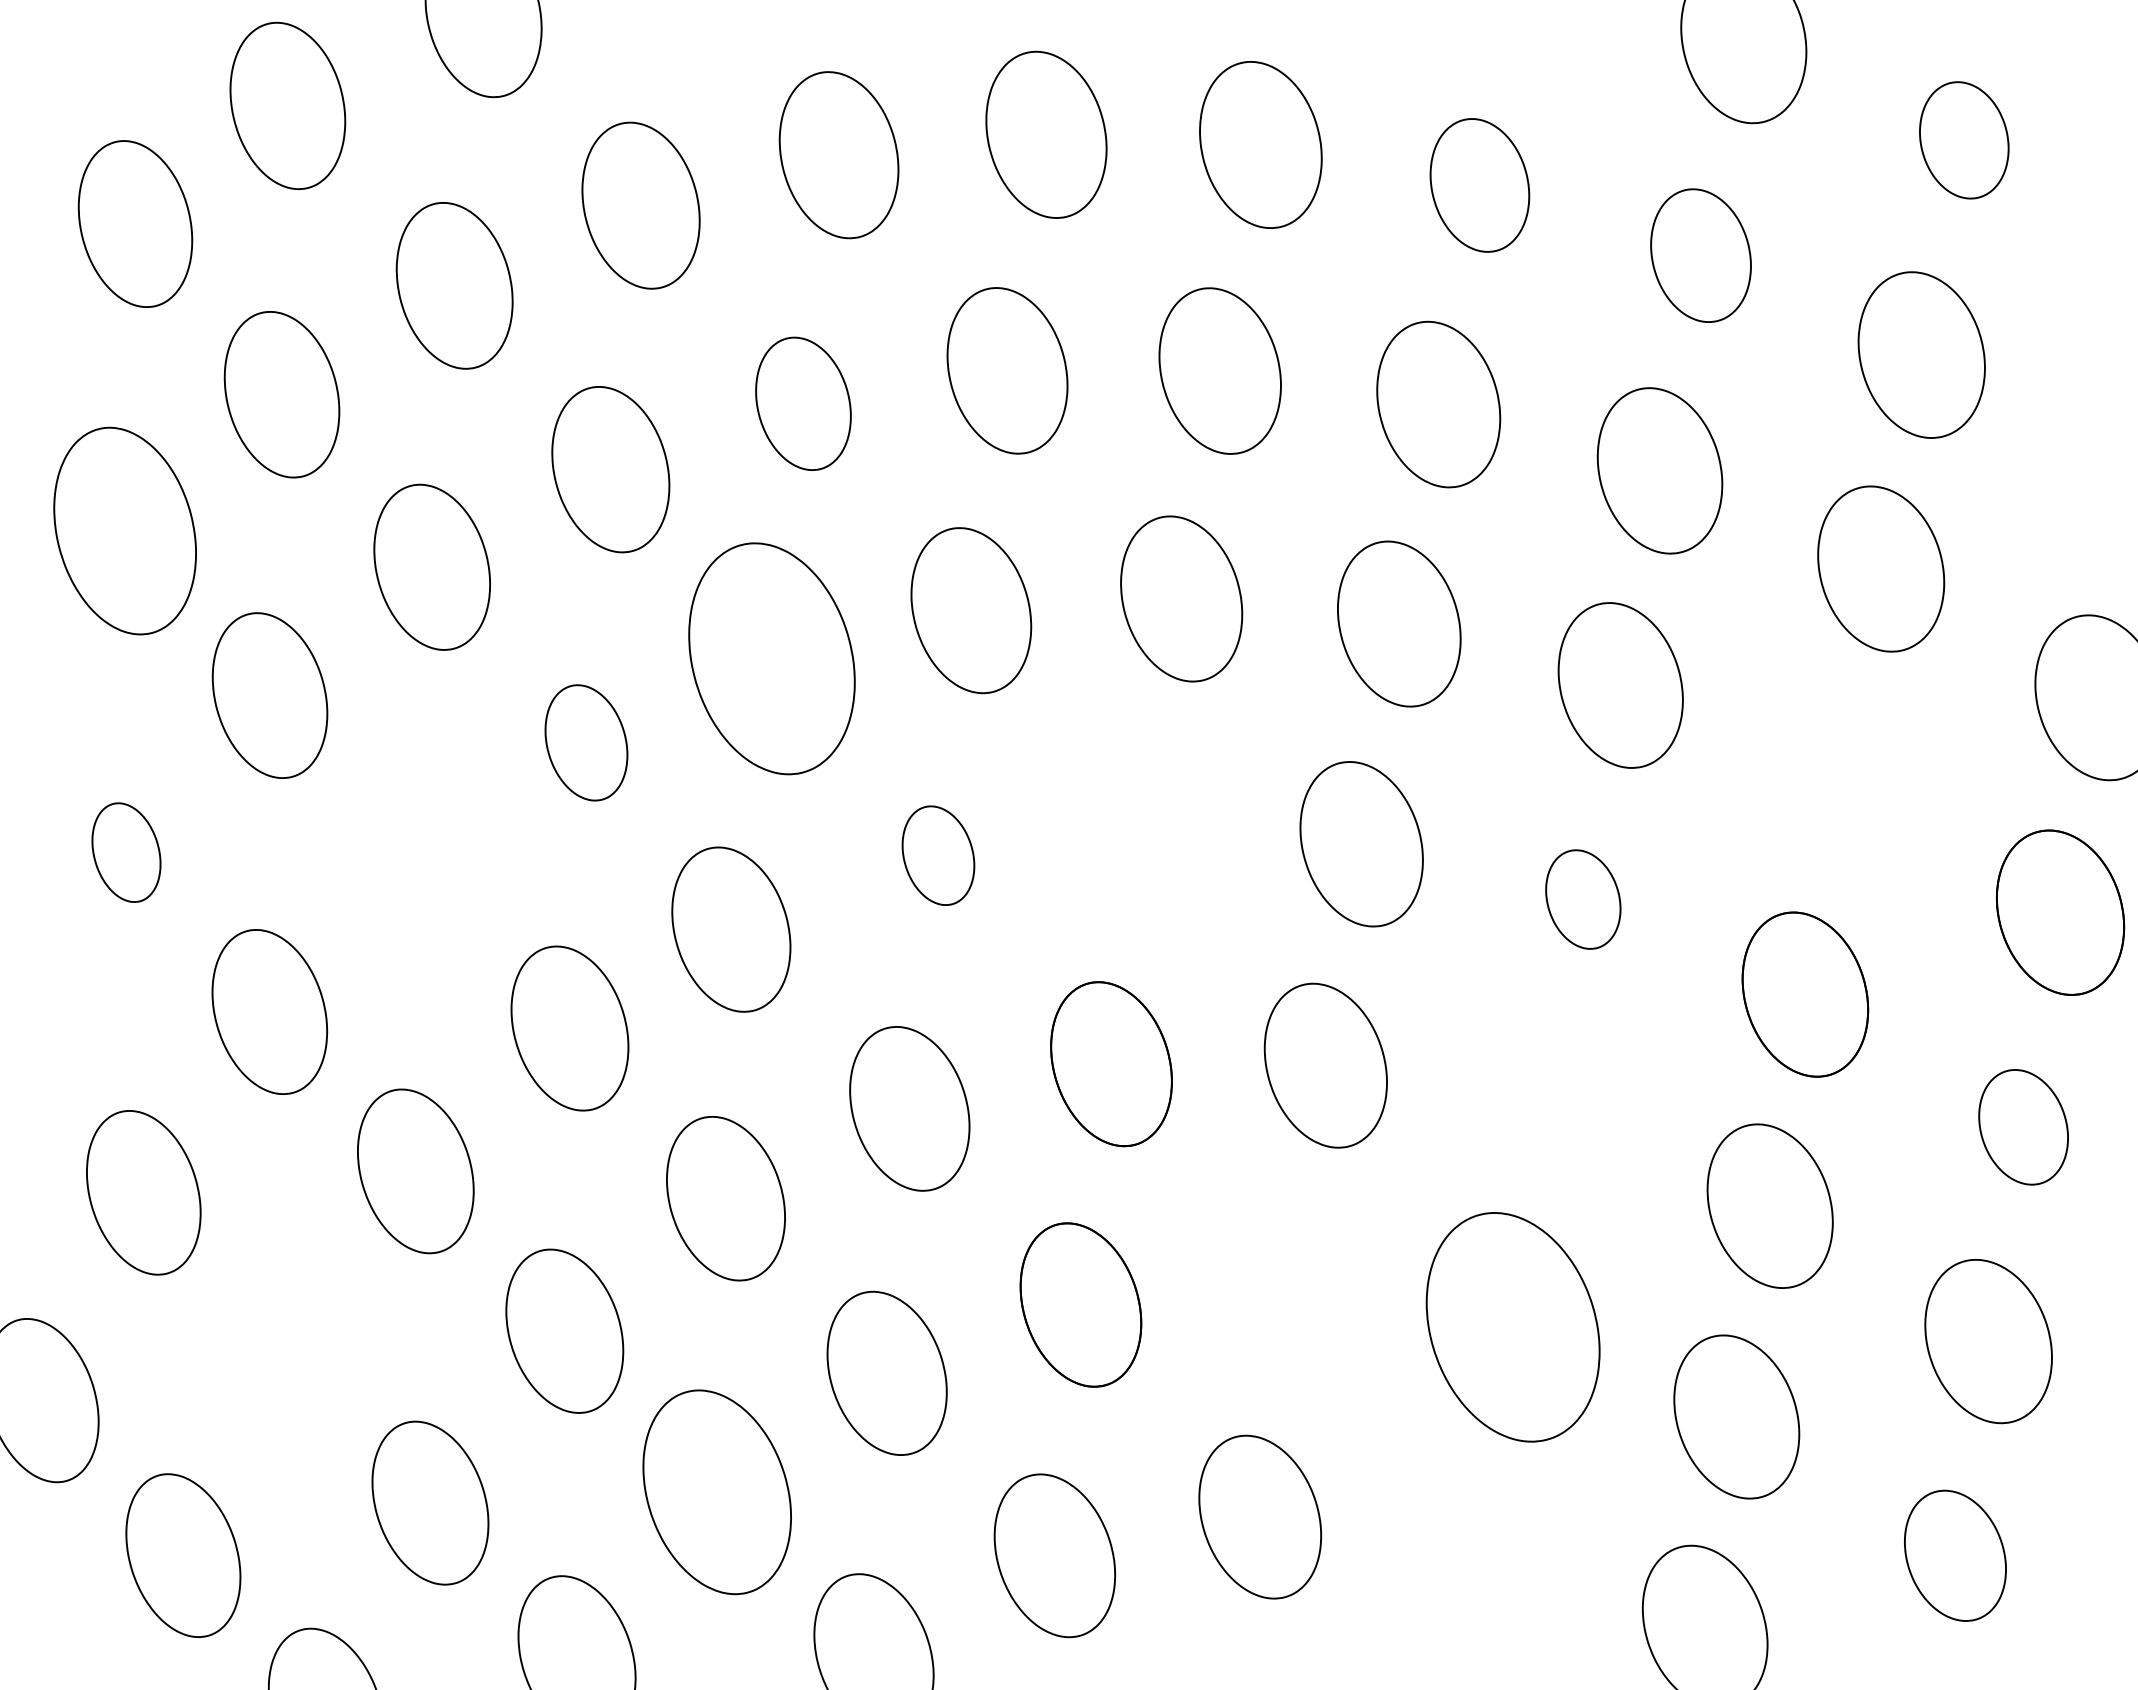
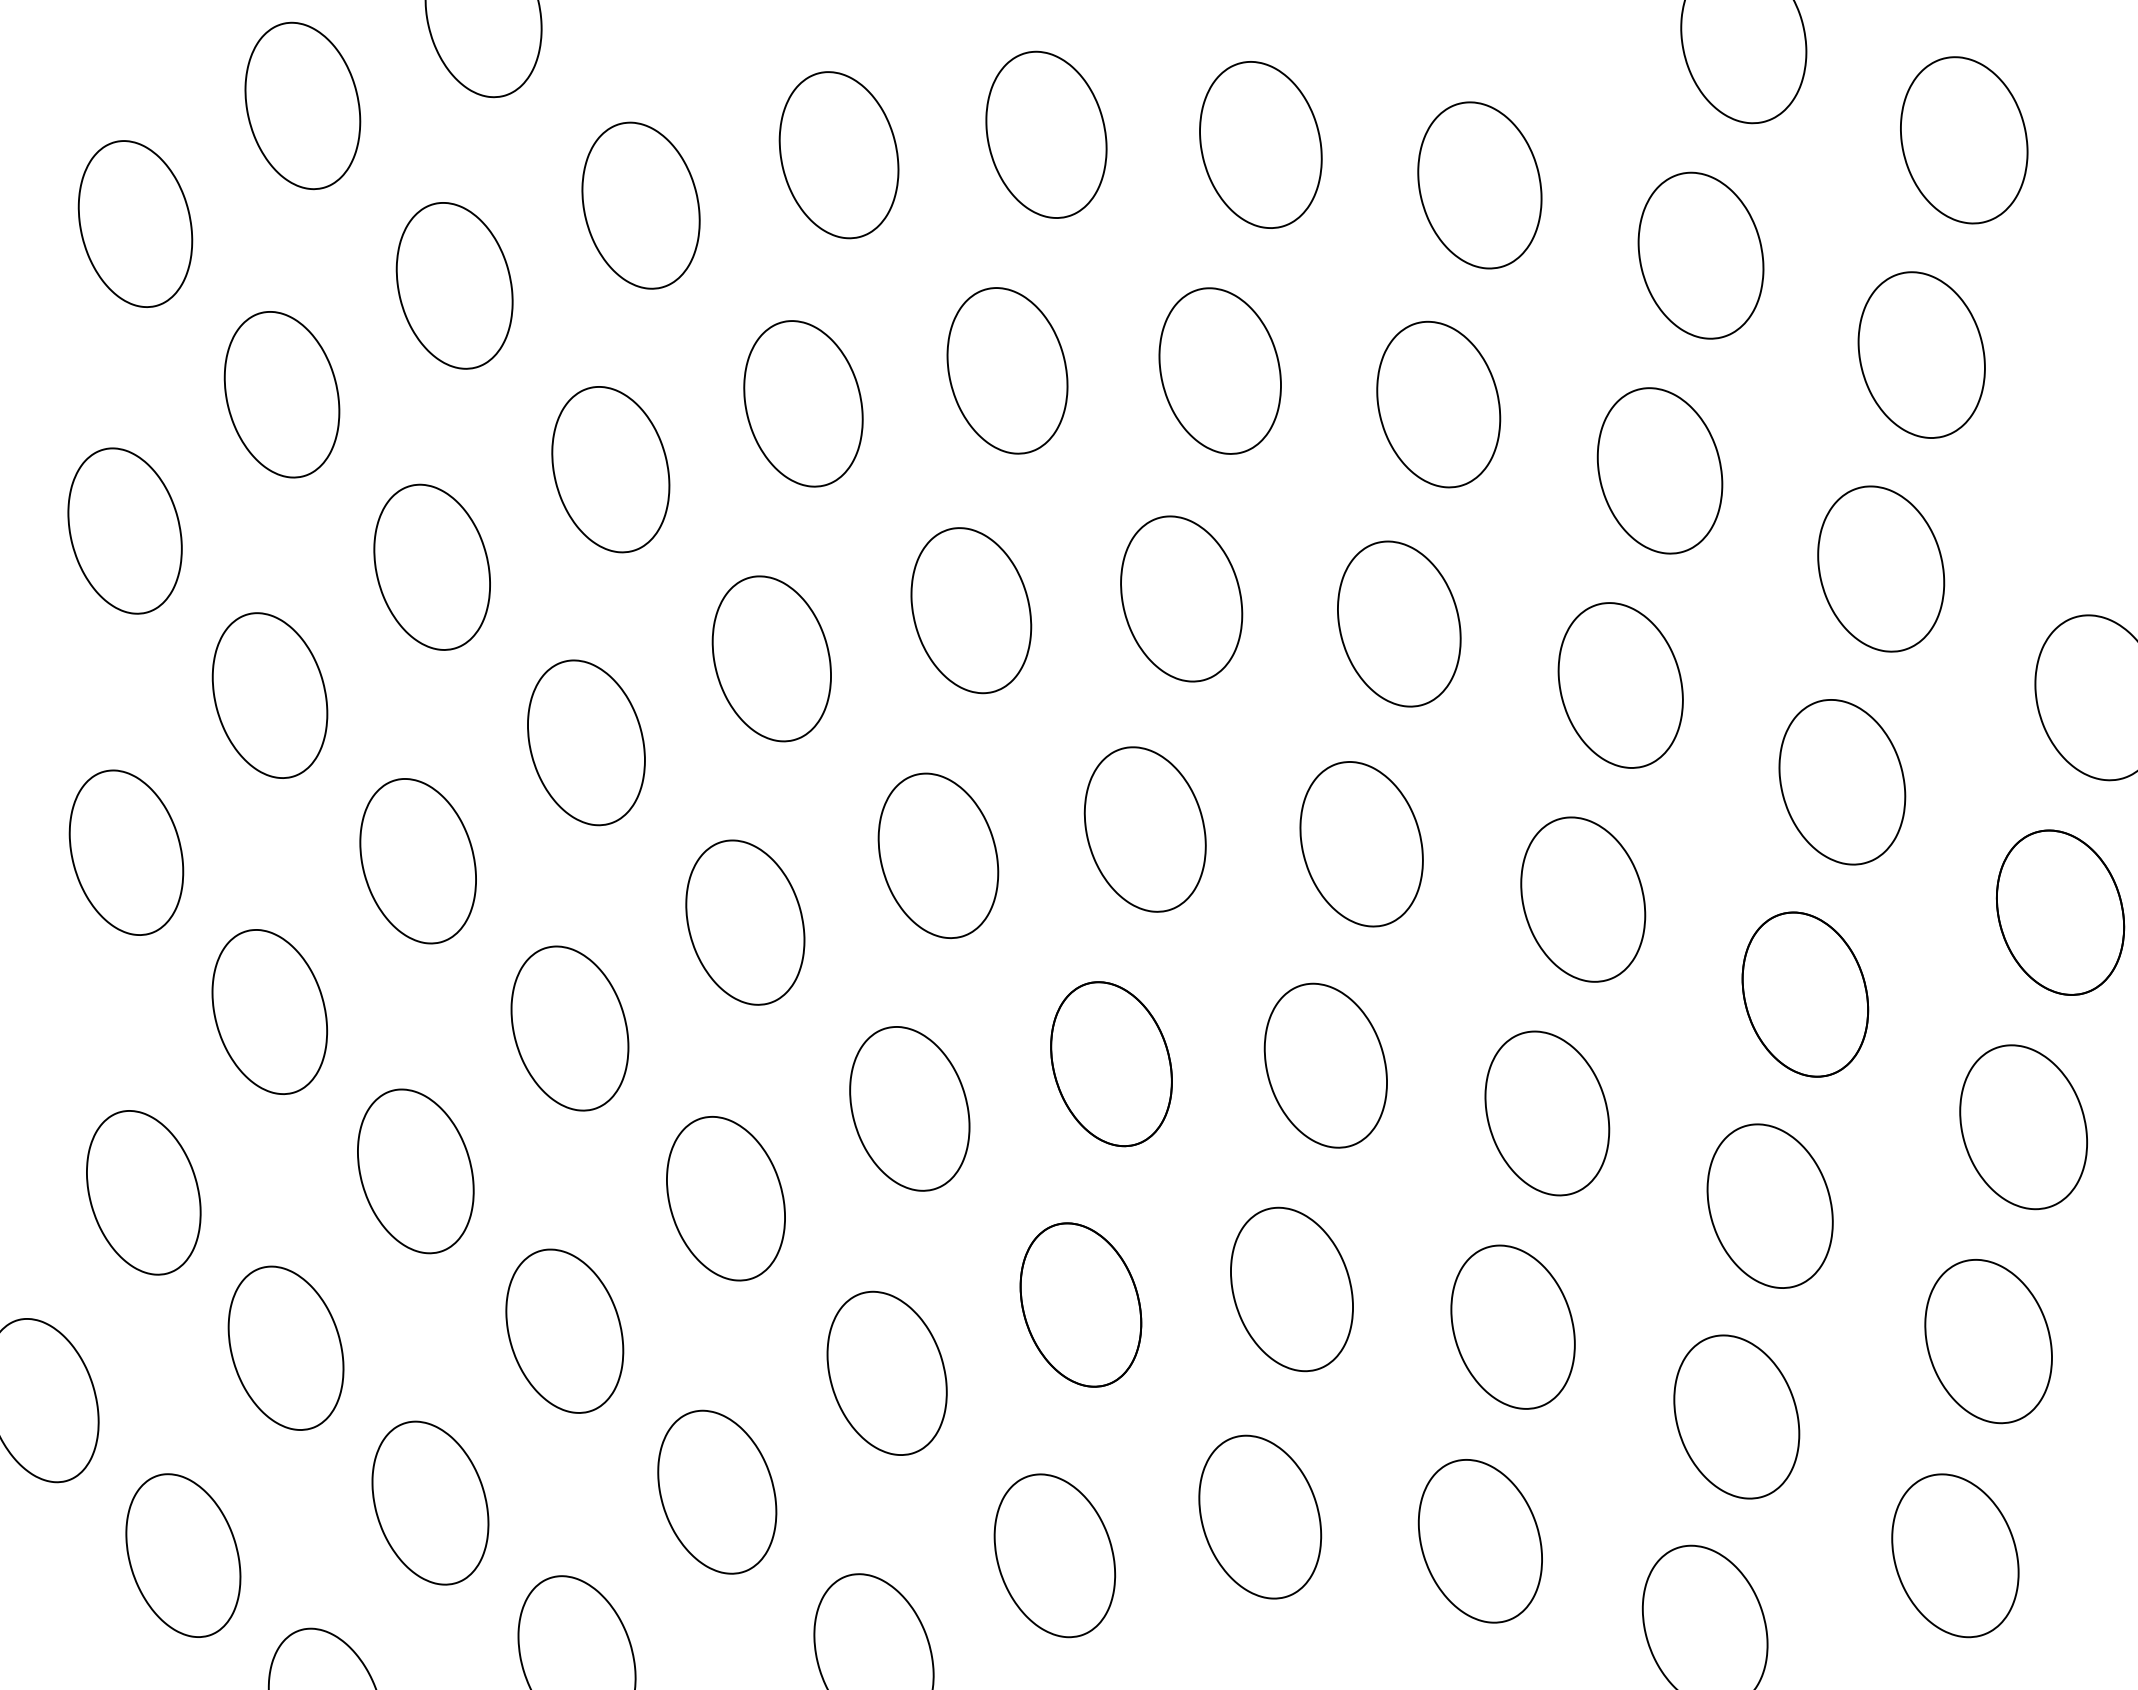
part position: (287, 105) -> (302, 105) (302, 105)
part size: 91x119 px -> 129x169 px (1964, 140)
part size: 102x135 px -> 126x169 px (1479, 185)
part size: 102x135 px -> 128x169 px (1700, 255)
part size: 97x135 px -> 121x168 px (803, 403)
part size: 144x210 px -> 116x168 px (124, 530)
part size: 168x234 px -> 121x168 px (771, 658)
part size: 85x118 px -> 119x168 px (586, 742)
part: none -> present (1842, 782)
part: none -> present (1144, 829)
part size: 71x101 px -> 117x167 px (126, 852)
part size: 75x101 px -> 123x167 px (938, 855)
part: none -> present (417, 861)
part size: 77x101 px -> 127x167 px (1583, 899)
part position: (731, 929) -> (745, 922) (745, 922)
part: none -> present (1547, 1113)
part size: 91x117 px -> 129x167 px (2023, 1127)
part: none -> present (1291, 1289)
part size: 176x231 px -> 126x166 px (1512, 1326)
part: none -> present (285, 1347)
part size: 150x207 px -> 121x166 px (717, 1491)
part: none -> present (1479, 1541)
part size: 103x133 px -> 129x166 px (1955, 1555)
